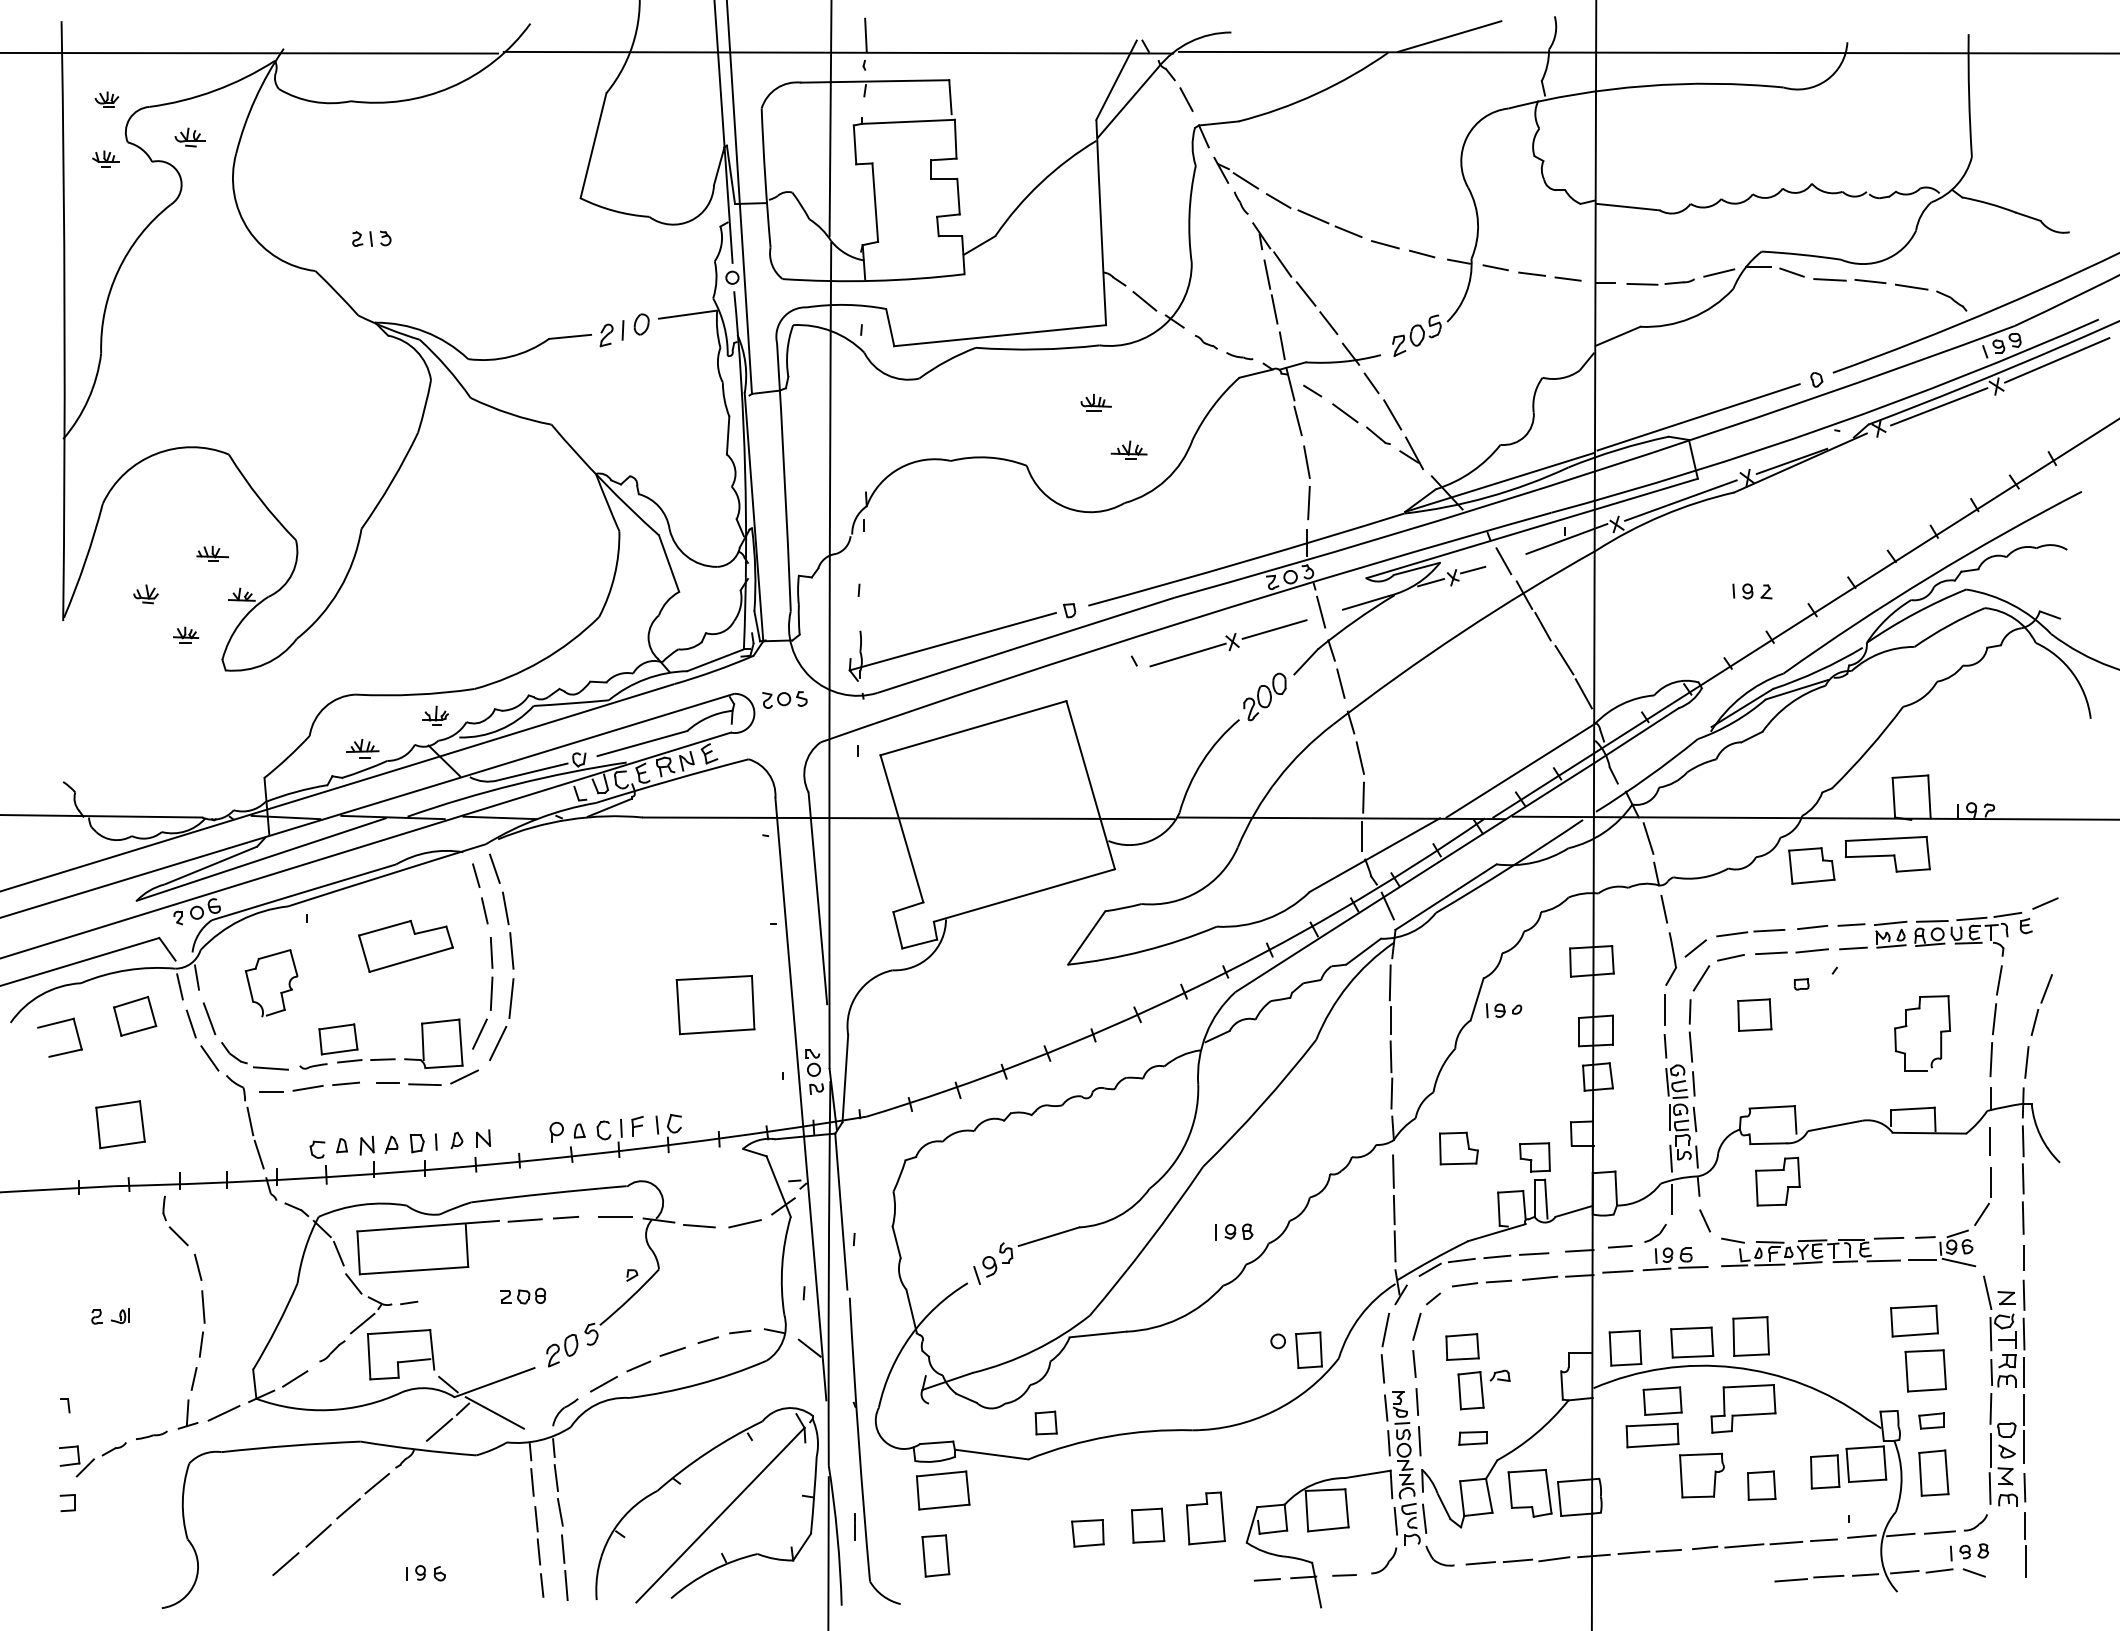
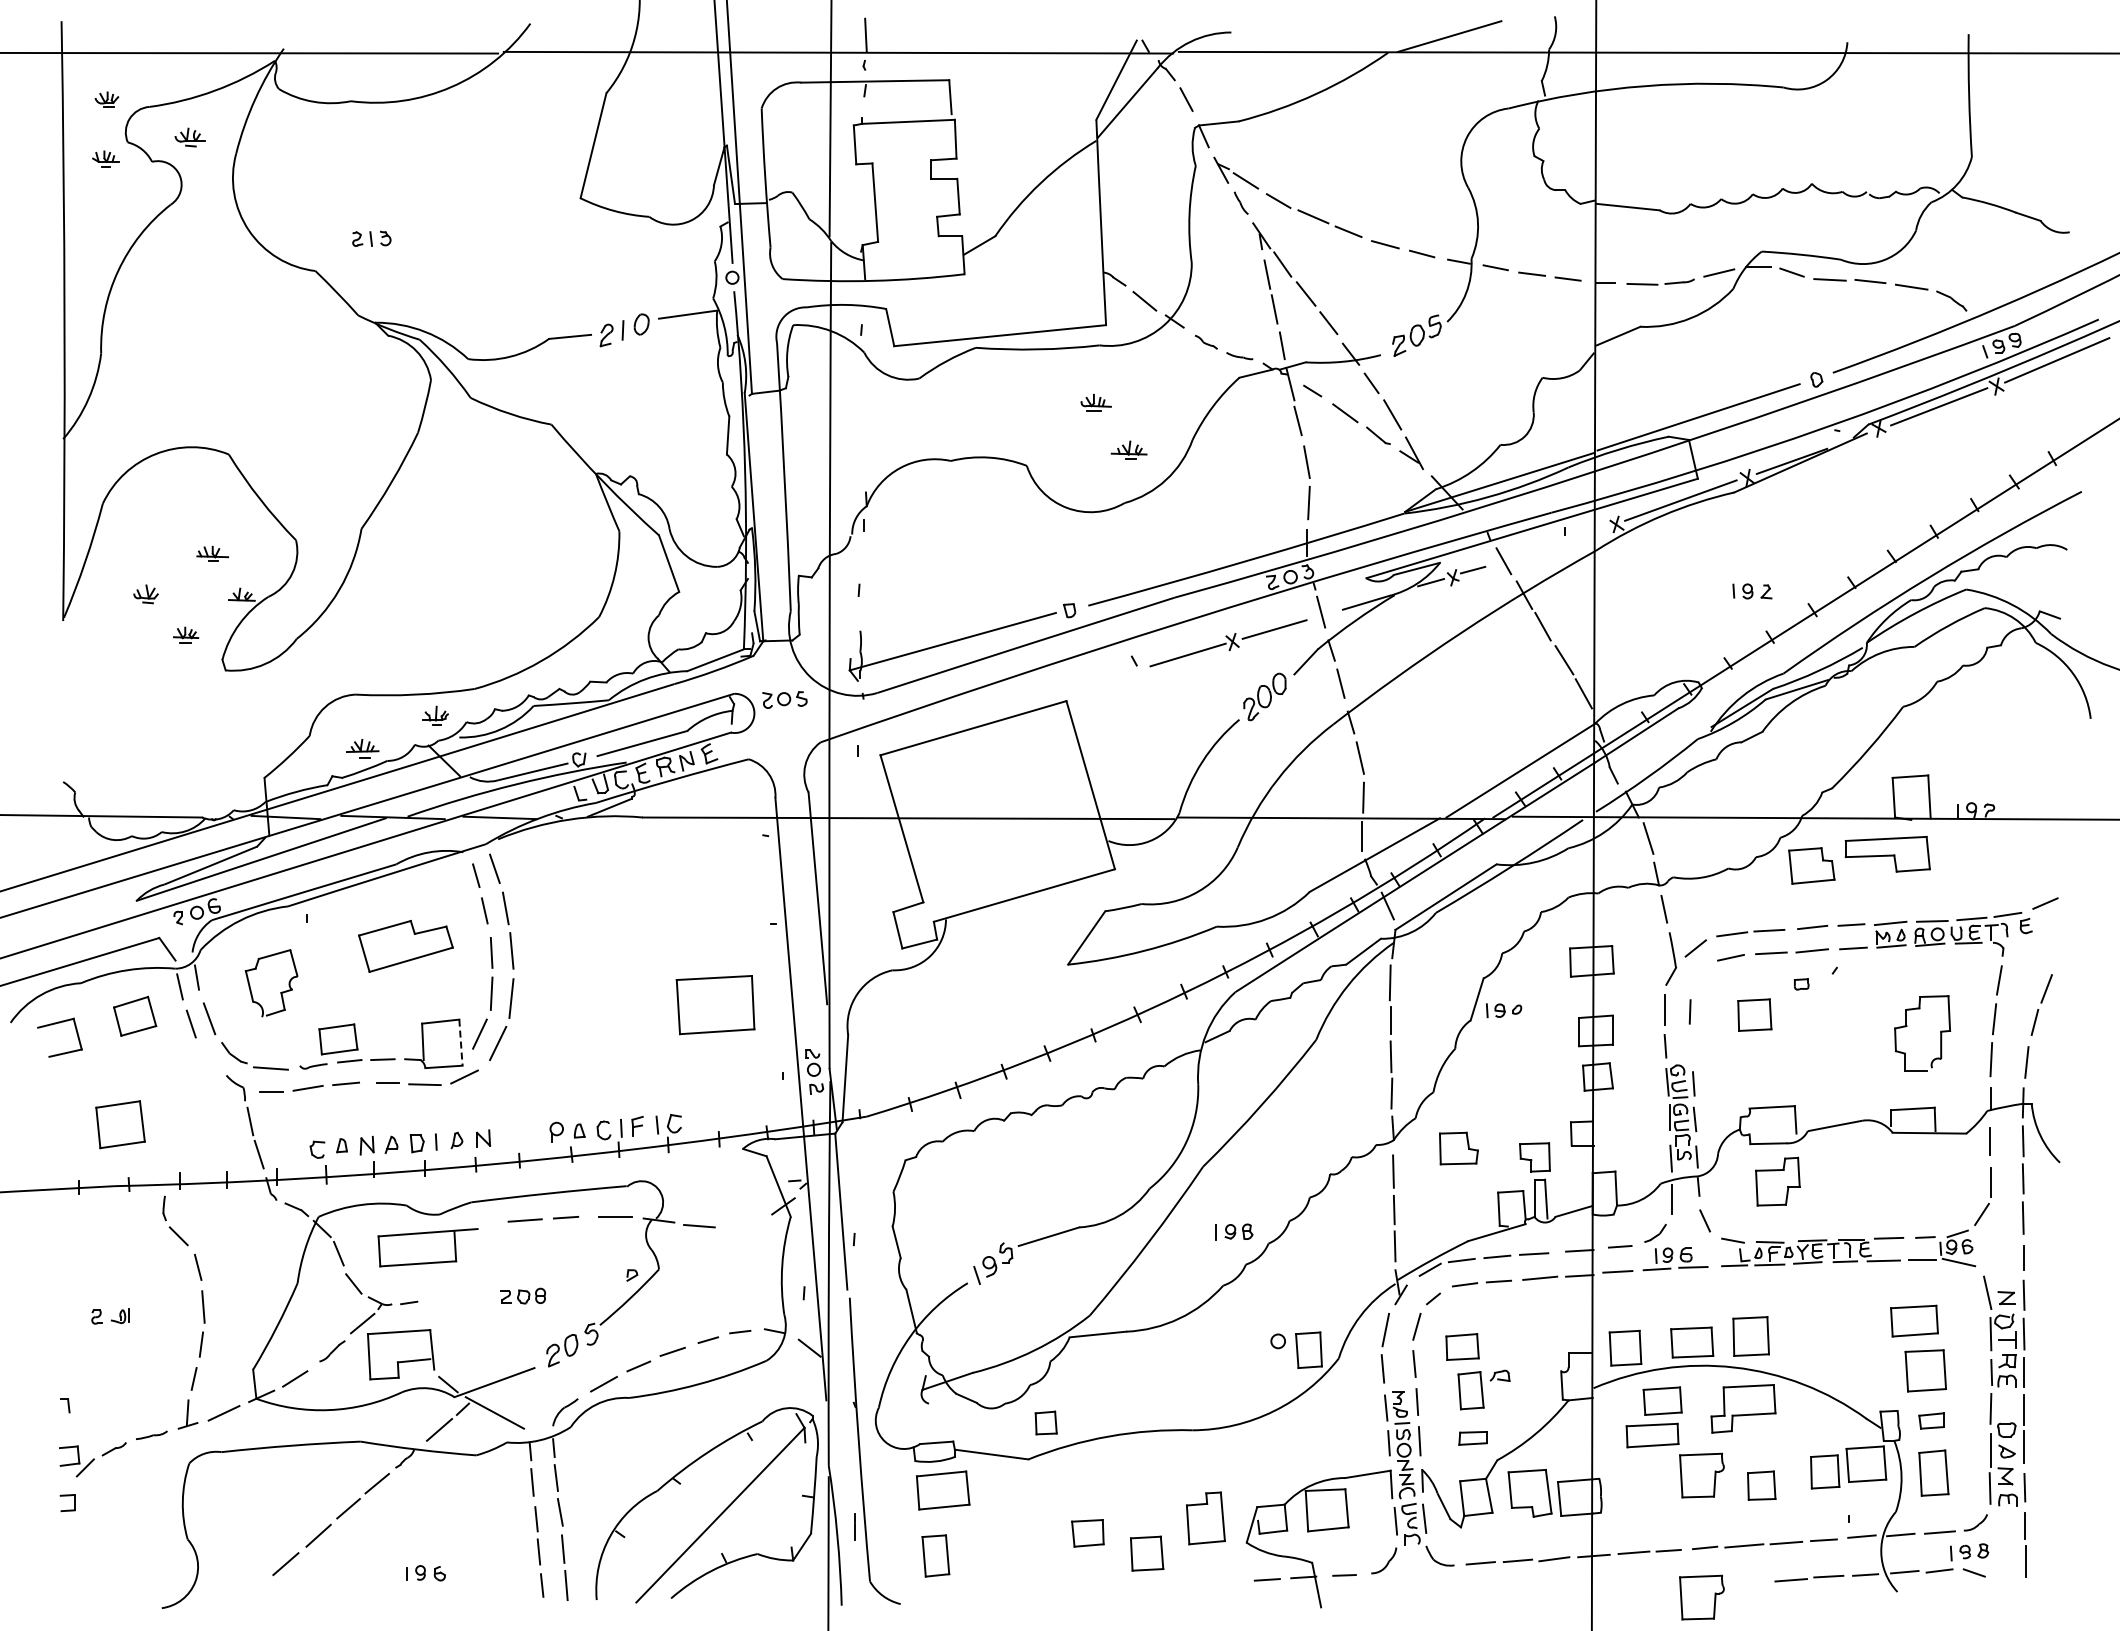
line: present -> none (1566, 538)
line: present -> none (1701, 978)
line: solid -> dashed (460, 1043)
line: present -> none (1690, 1046)
line: present -> none (209, 1058)
line: present -> none (744, 1223)
part size: 144x56 px -> 102x40 px (427, 1247)
part position: (1148, 1525) -> (1147, 1553) (1147, 1553)
part: none -> present (1701, 1597)
